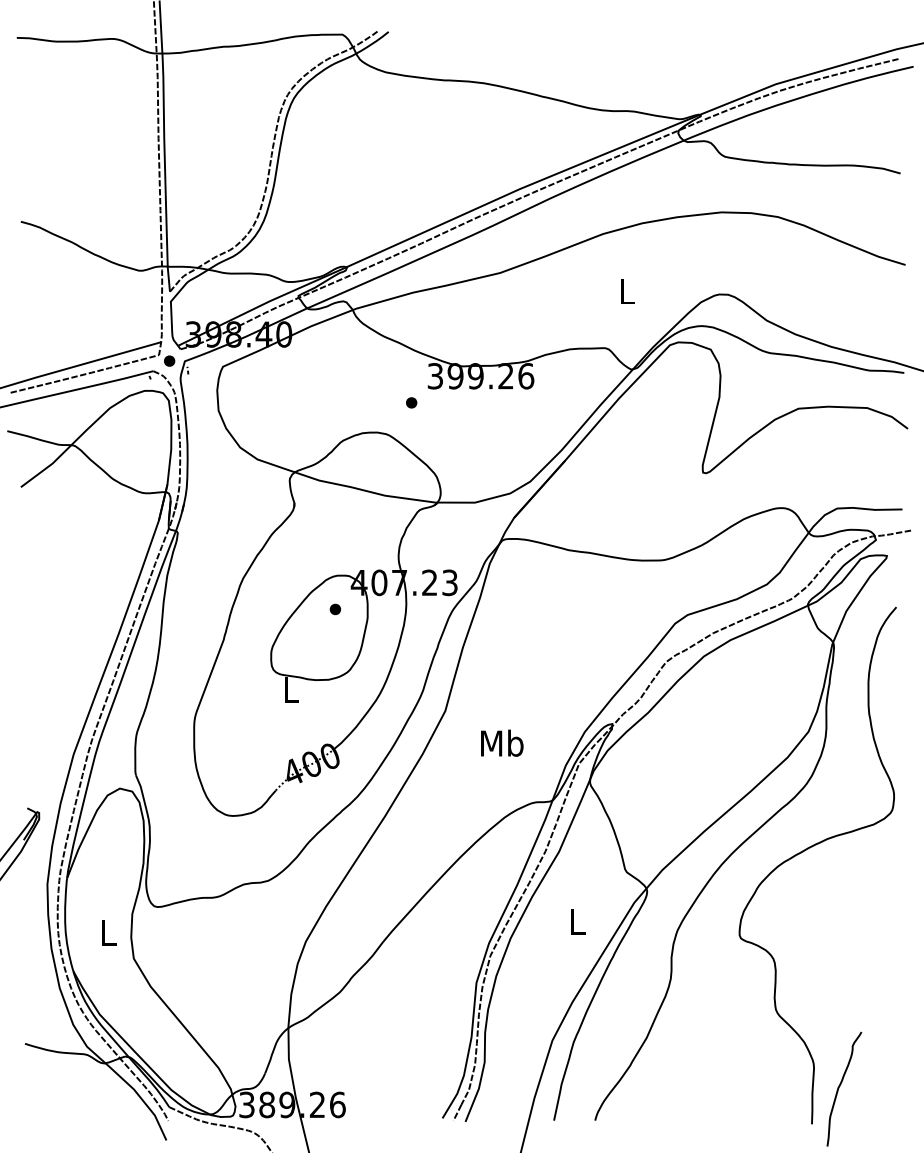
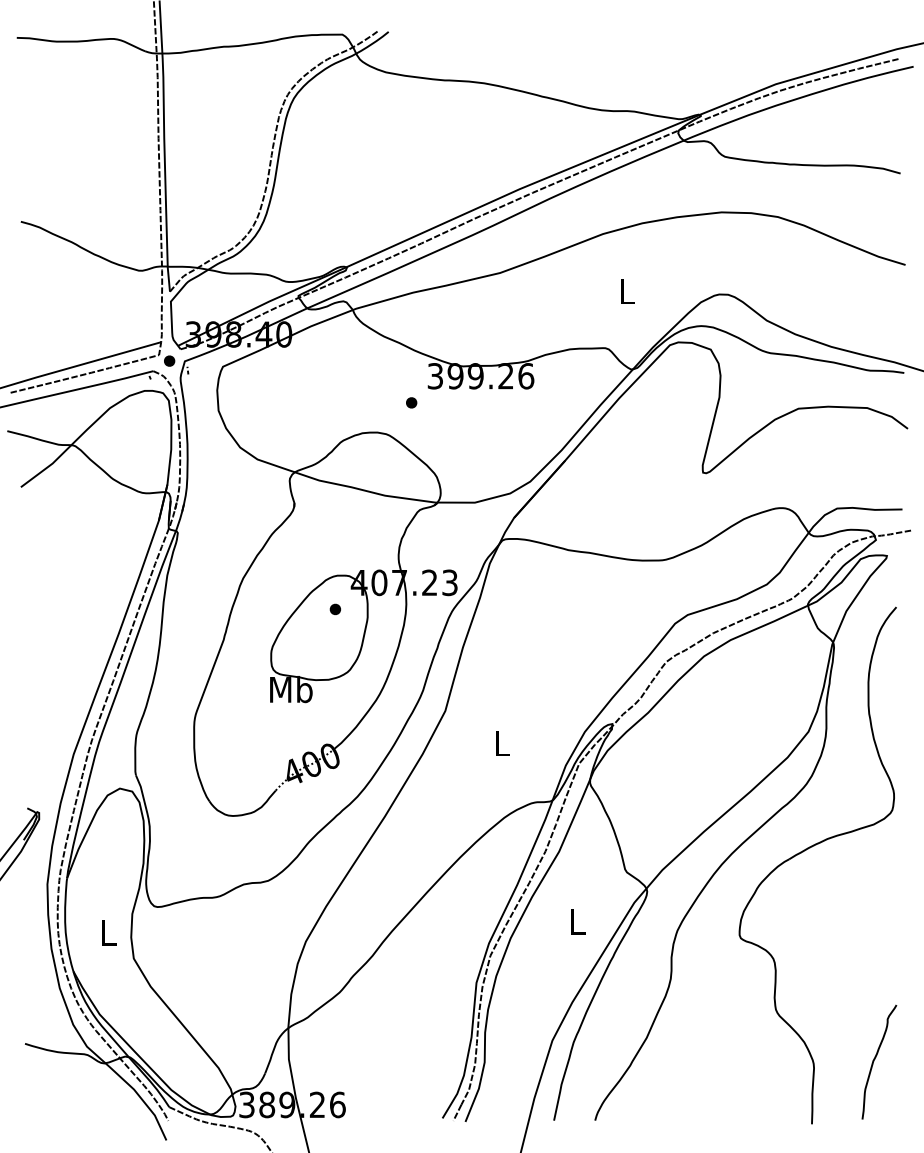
text: L -> Mb (291, 689)
text: Mb -> L (502, 742)
curve position: (840, 1086) -> (875, 1059) (875, 1059)
